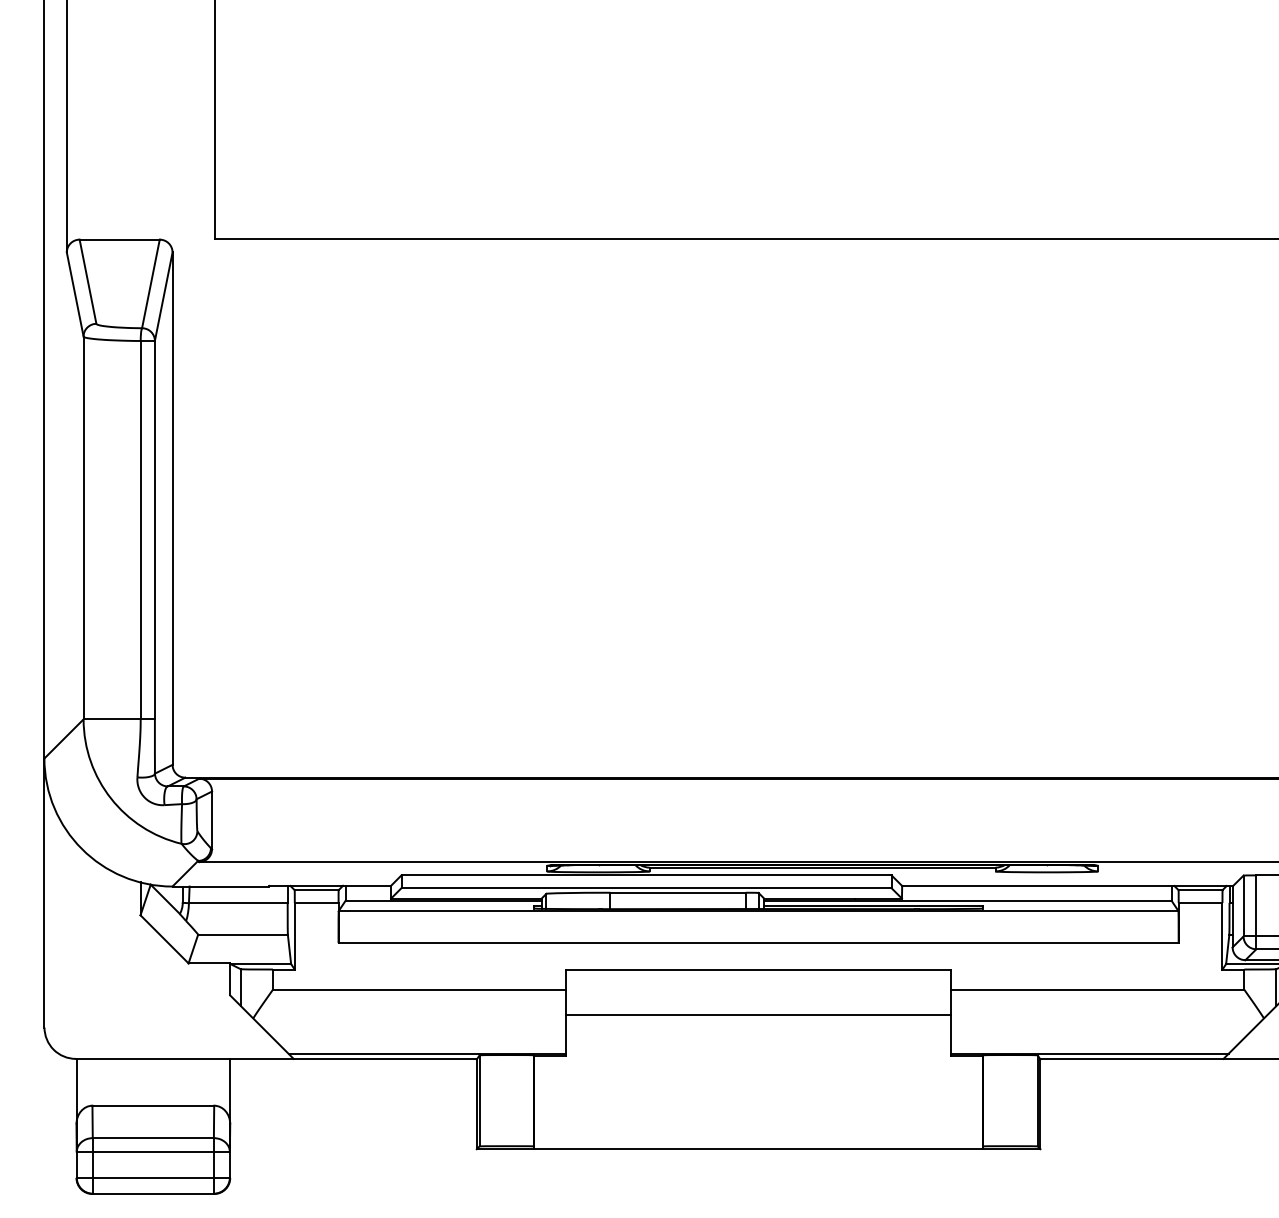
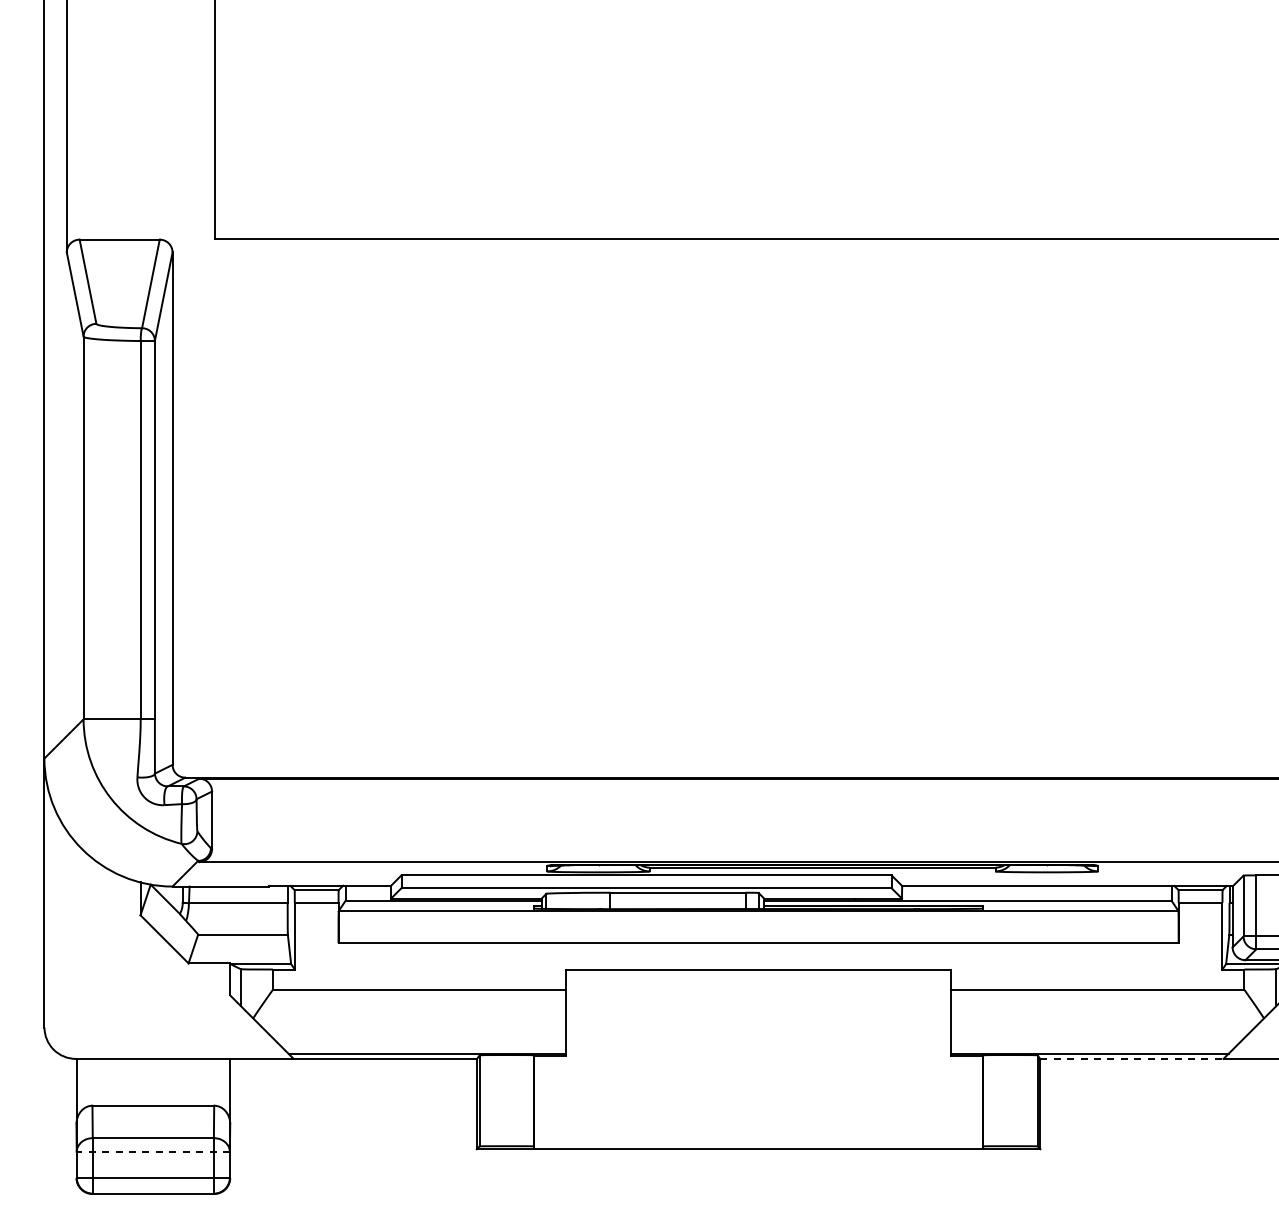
line: present -> none (758, 1014)
line: solid -> dashed (1131, 1059)
line: solid -> dashed (153, 1151)
